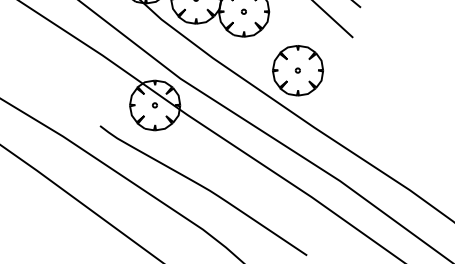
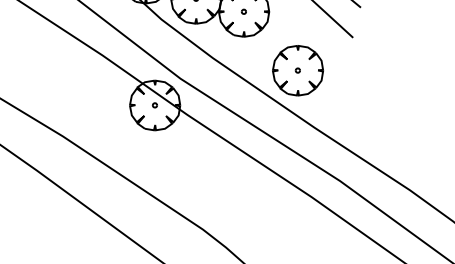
curve: present -> none (203, 188)
